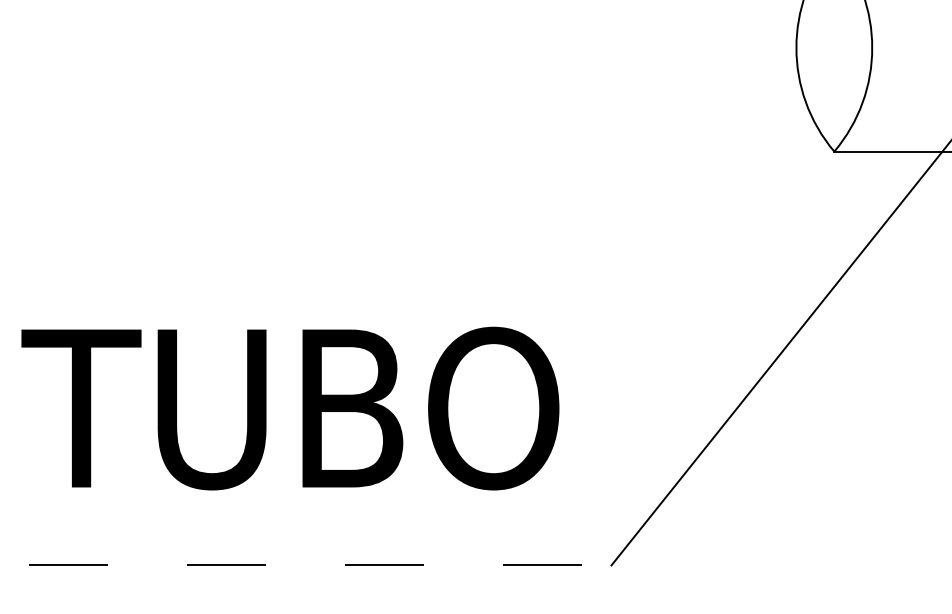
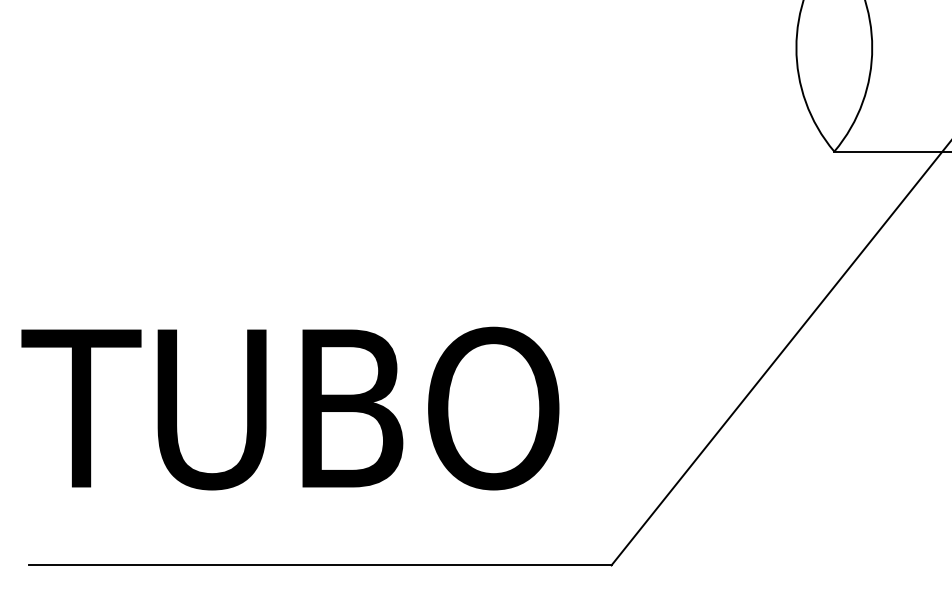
line: dashed -> solid (320, 565)
